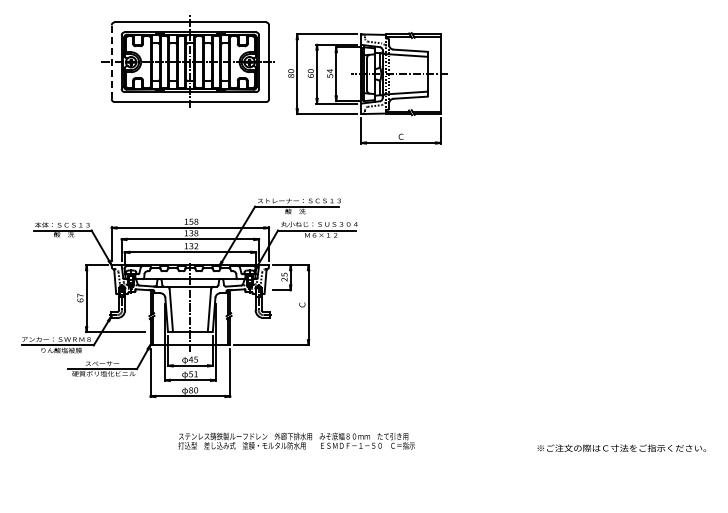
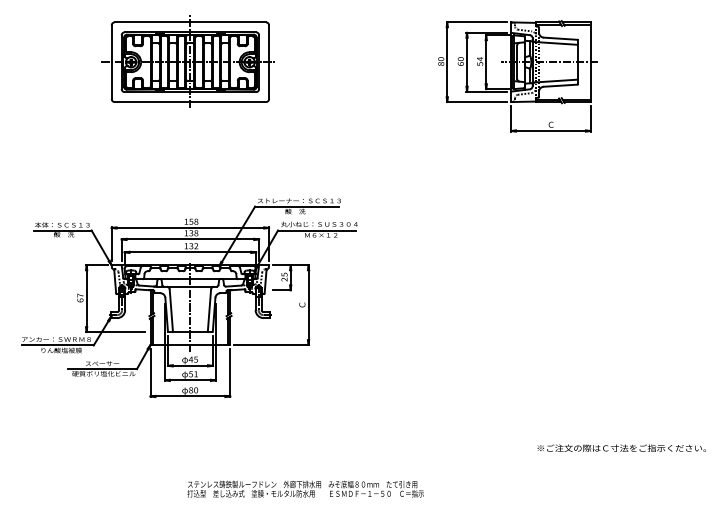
line: dashed -> solid (111, 62)
part position: (367, 88) -> (517, 76) (517, 76)
text position: (296, 440) -> (305, 488) (305, 488)
